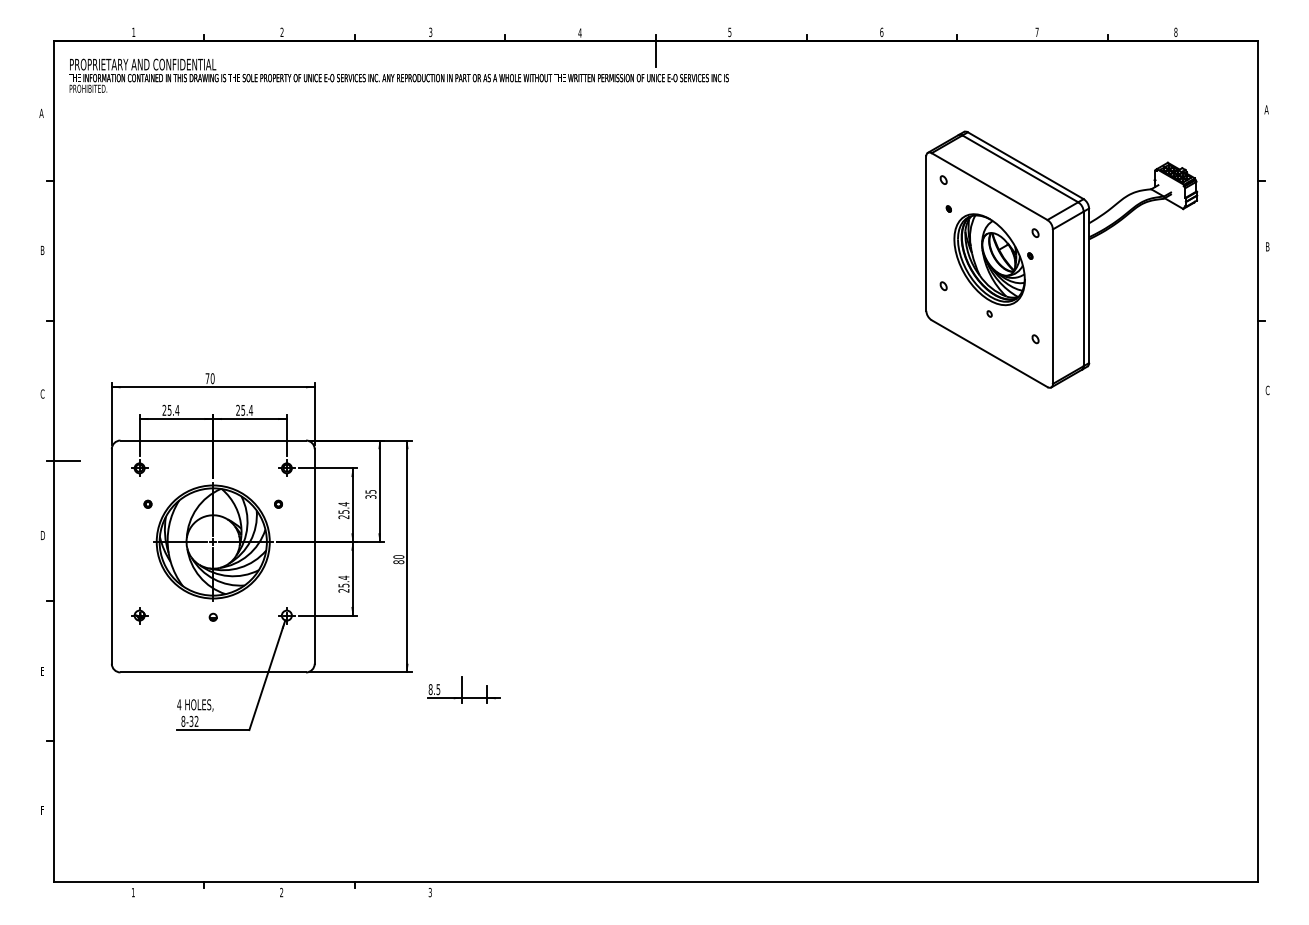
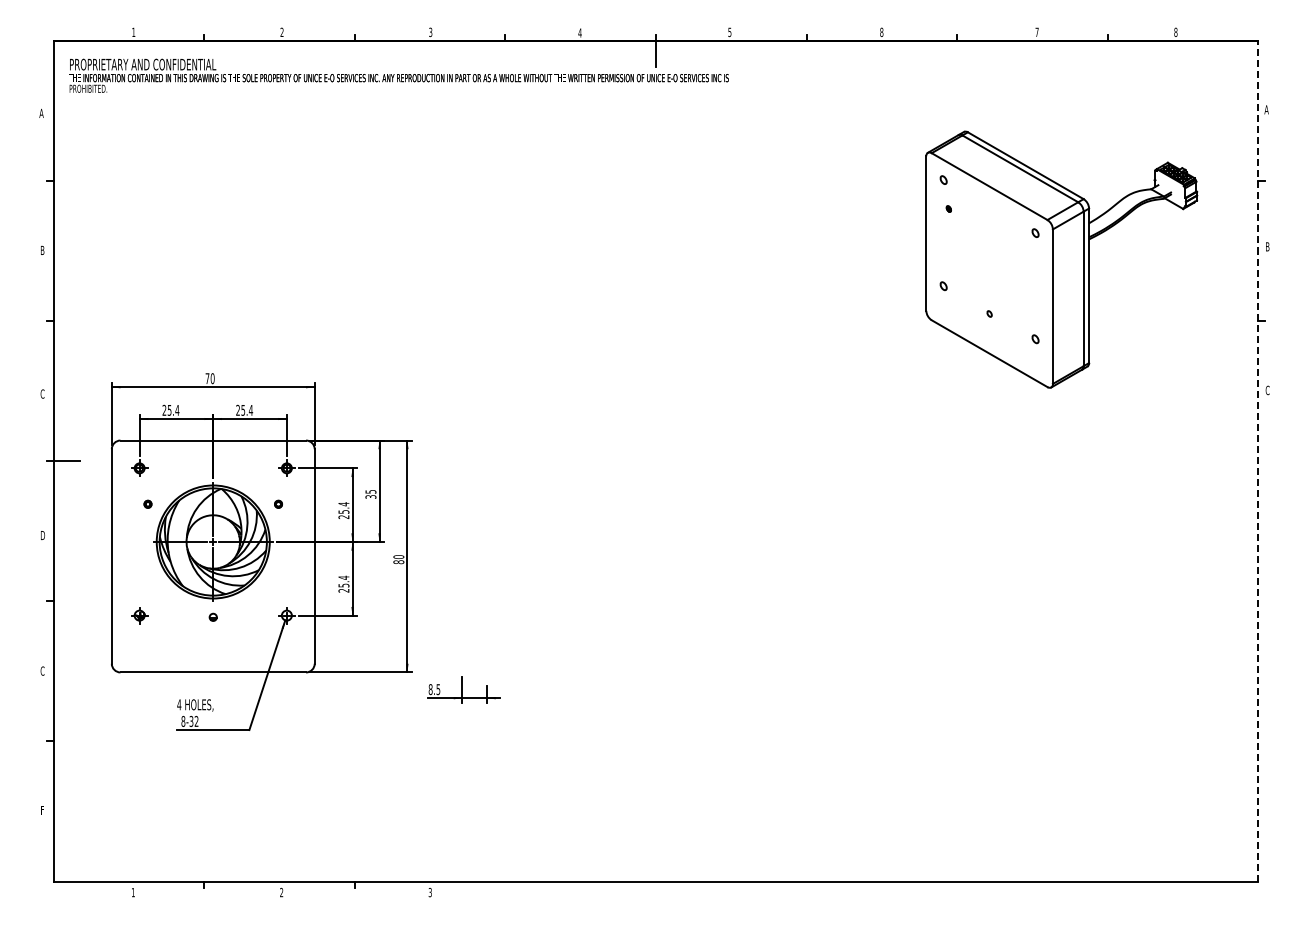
text: 6 -> 8 (881, 31)
part: present -> none (993, 259)
line: solid -> dashed (1258, 460)
text: E -> C (42, 670)
